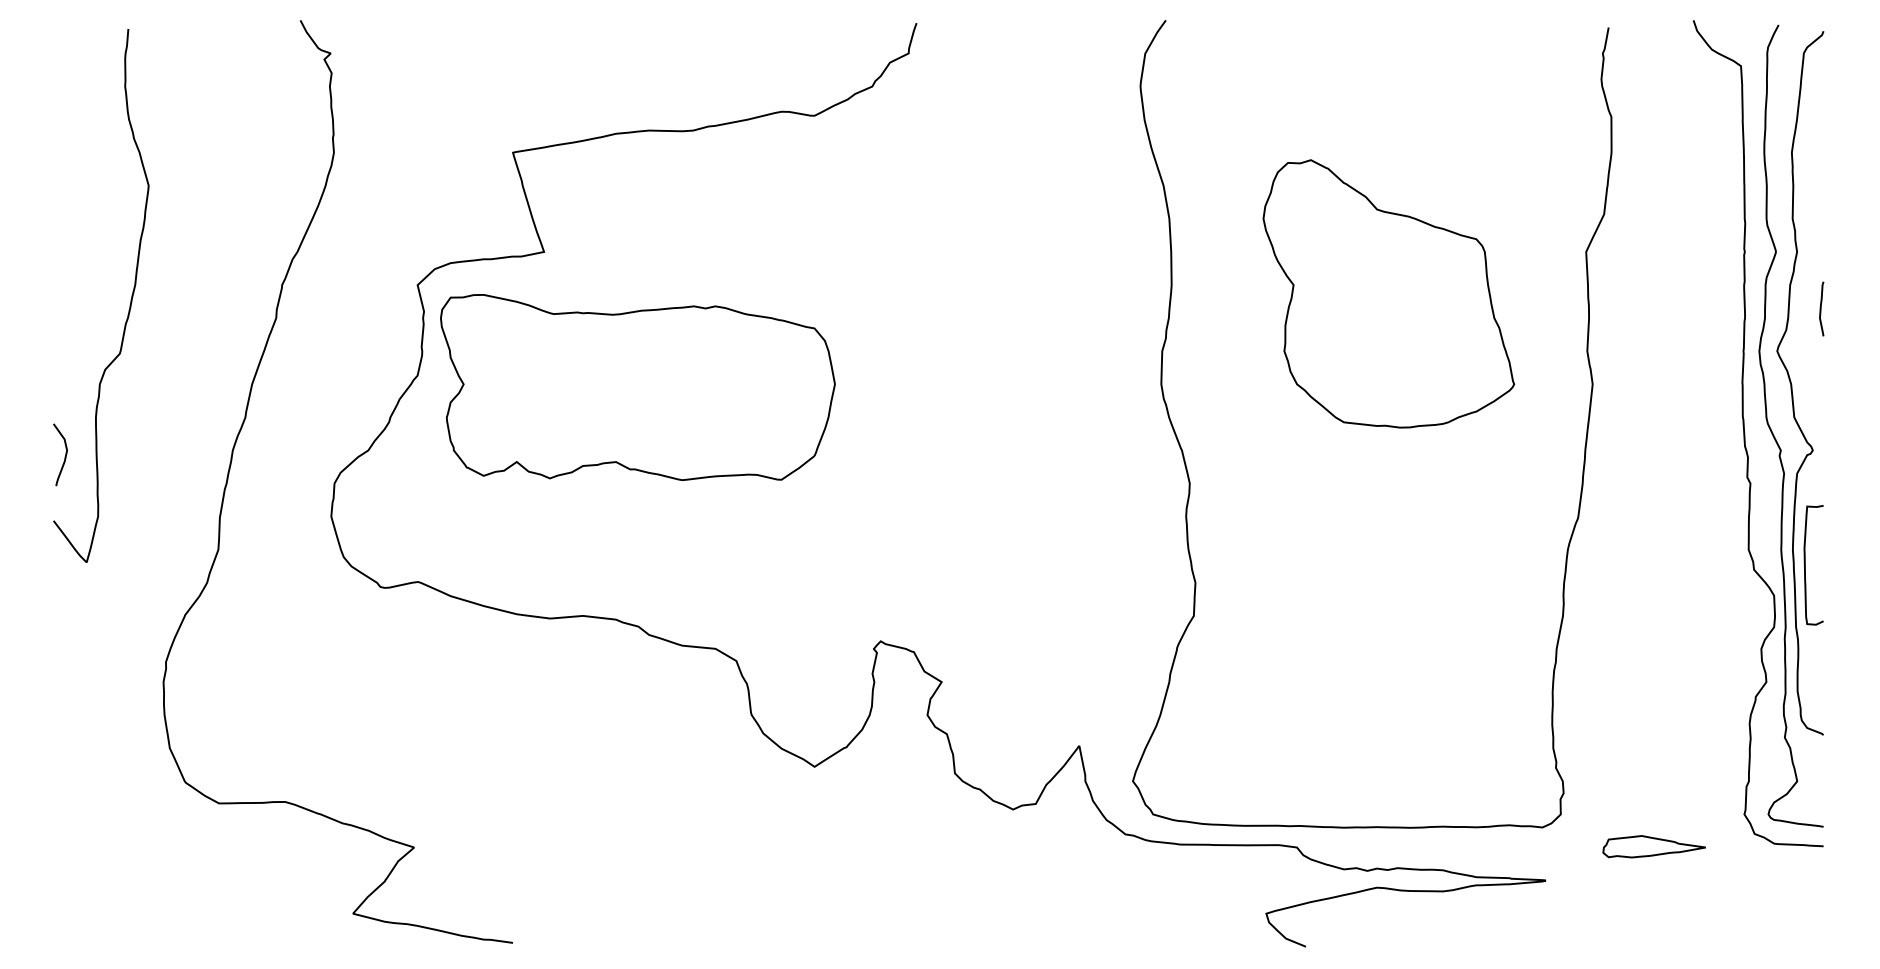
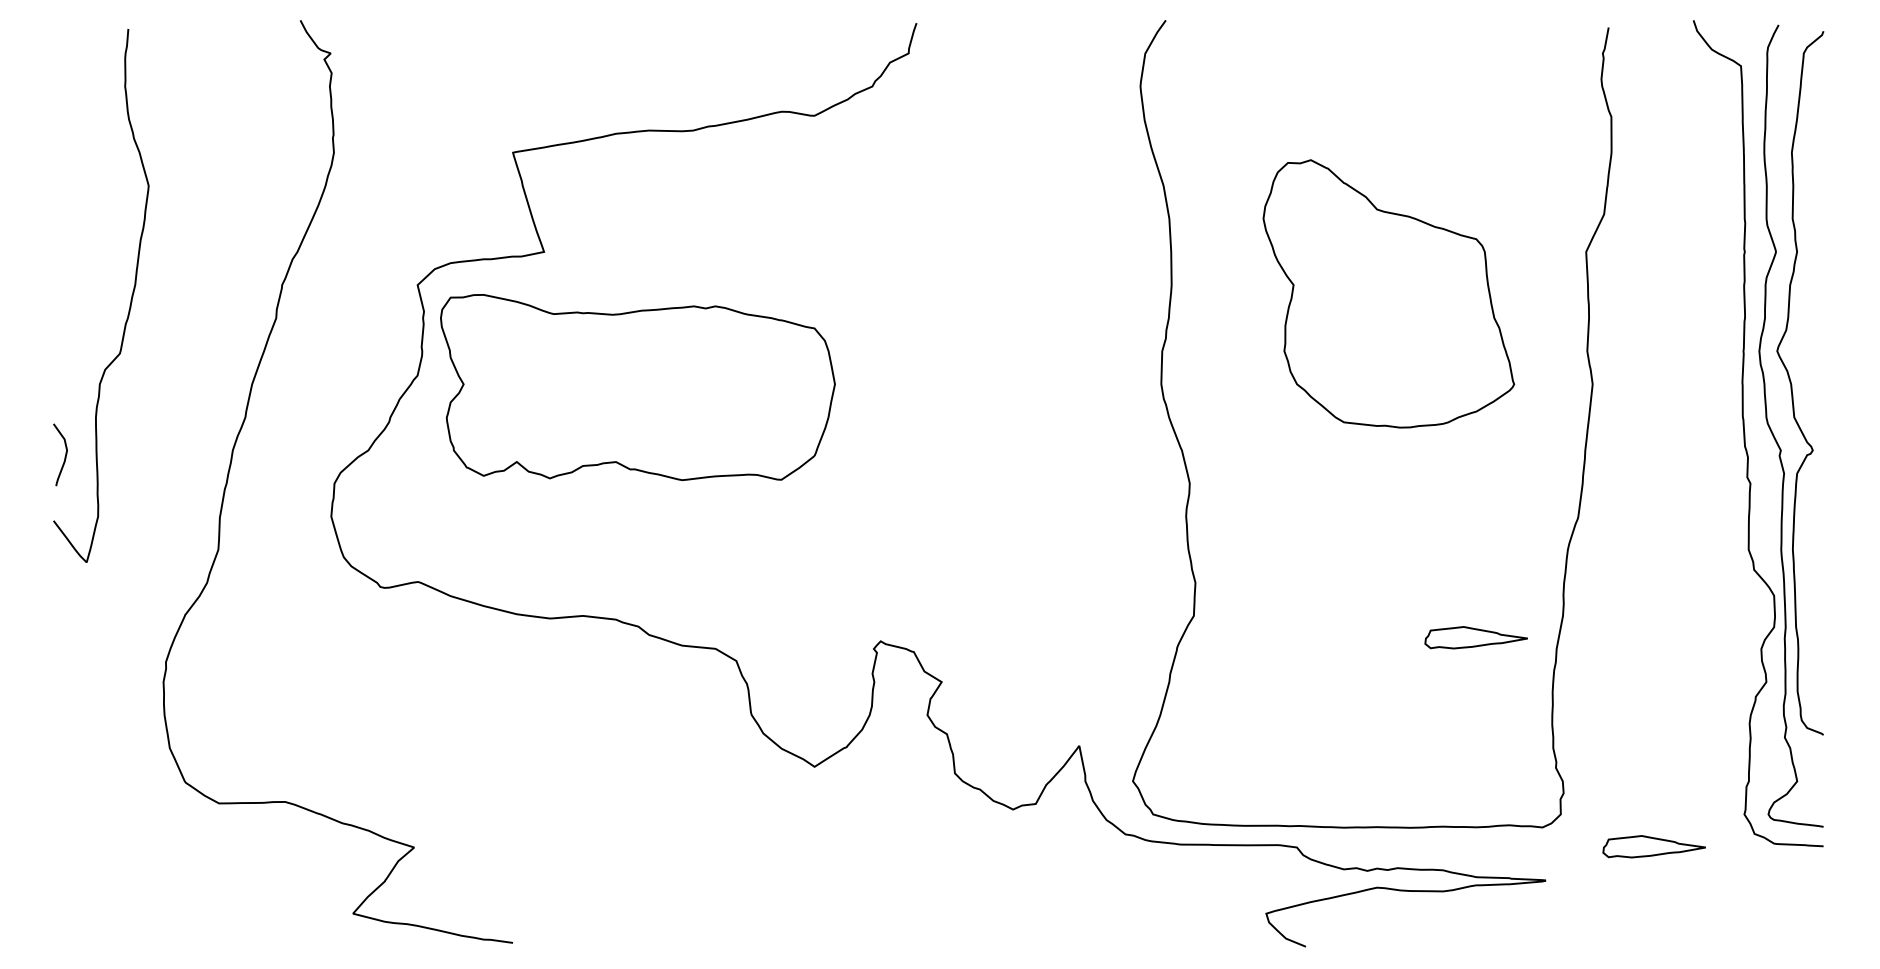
curve: present -> none (1821, 308)
curve: present -> none (1805, 565)
part: none -> present (1475, 637)
